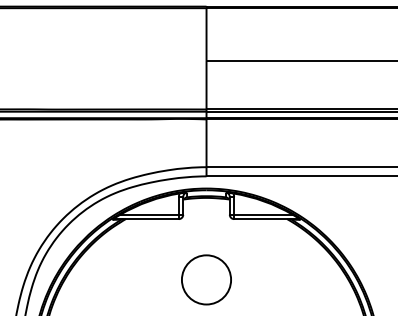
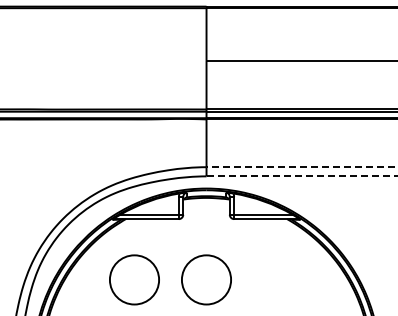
line: solid -> dashed (301, 167)
line: solid -> dashed (302, 176)
circle: none -> present (134, 279)
